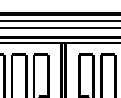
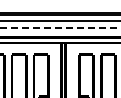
line: solid -> dashed (59, 28)
